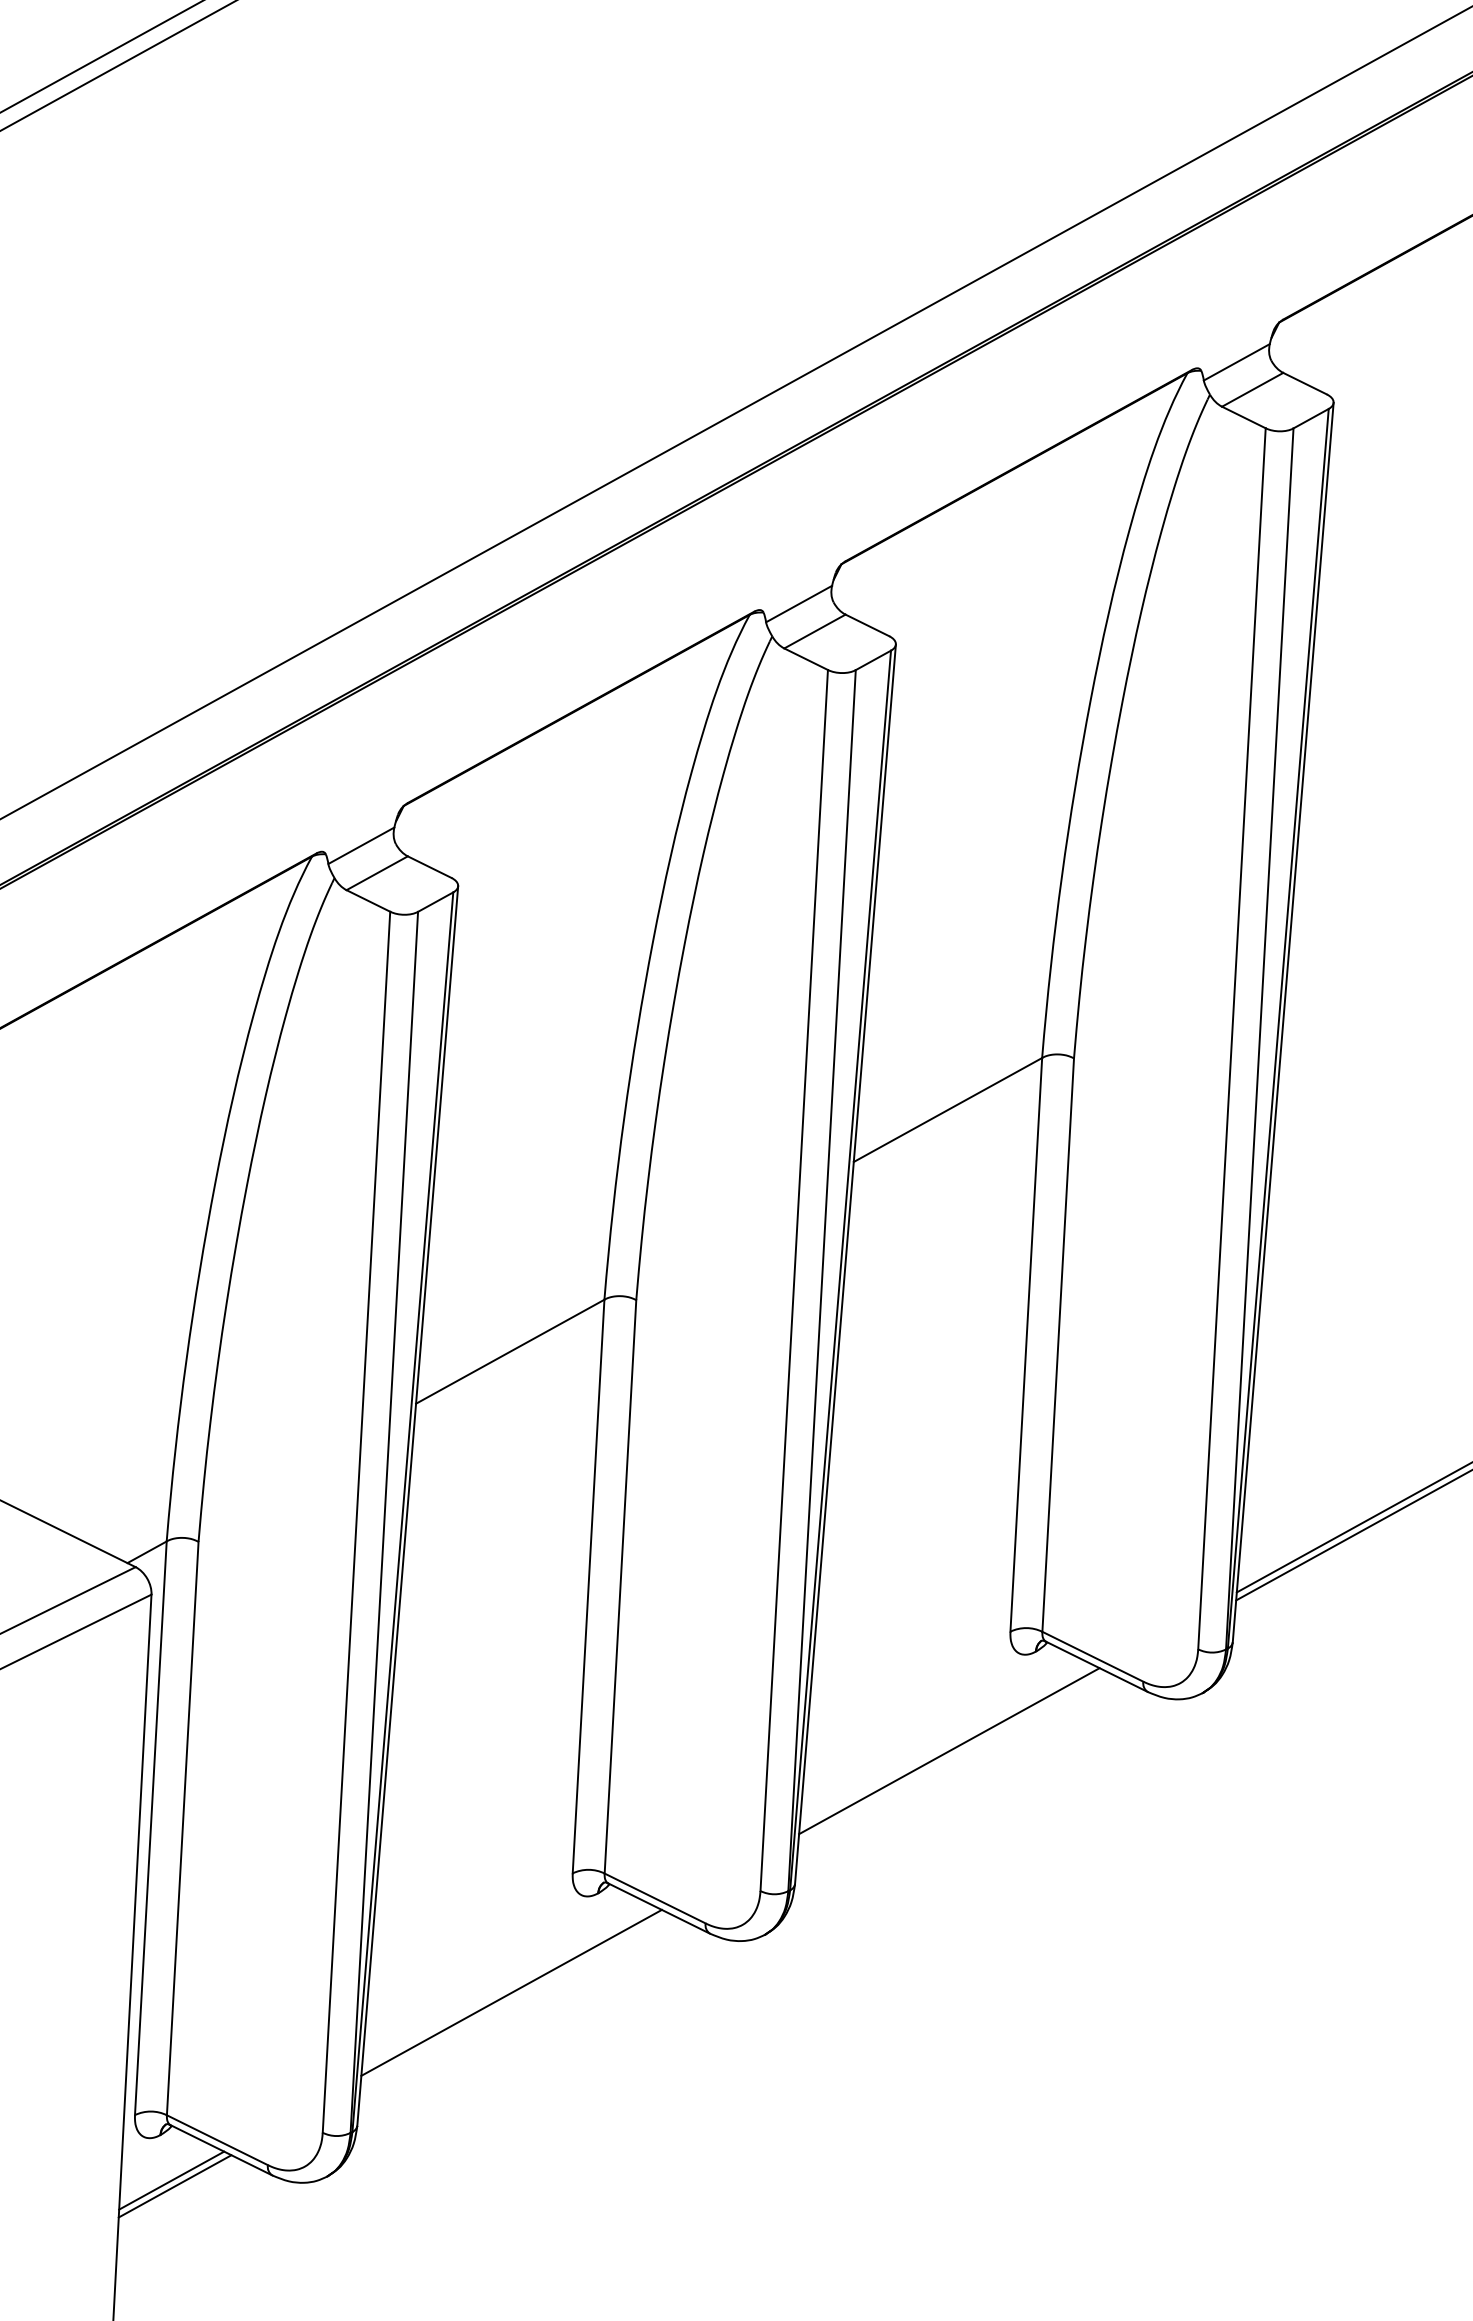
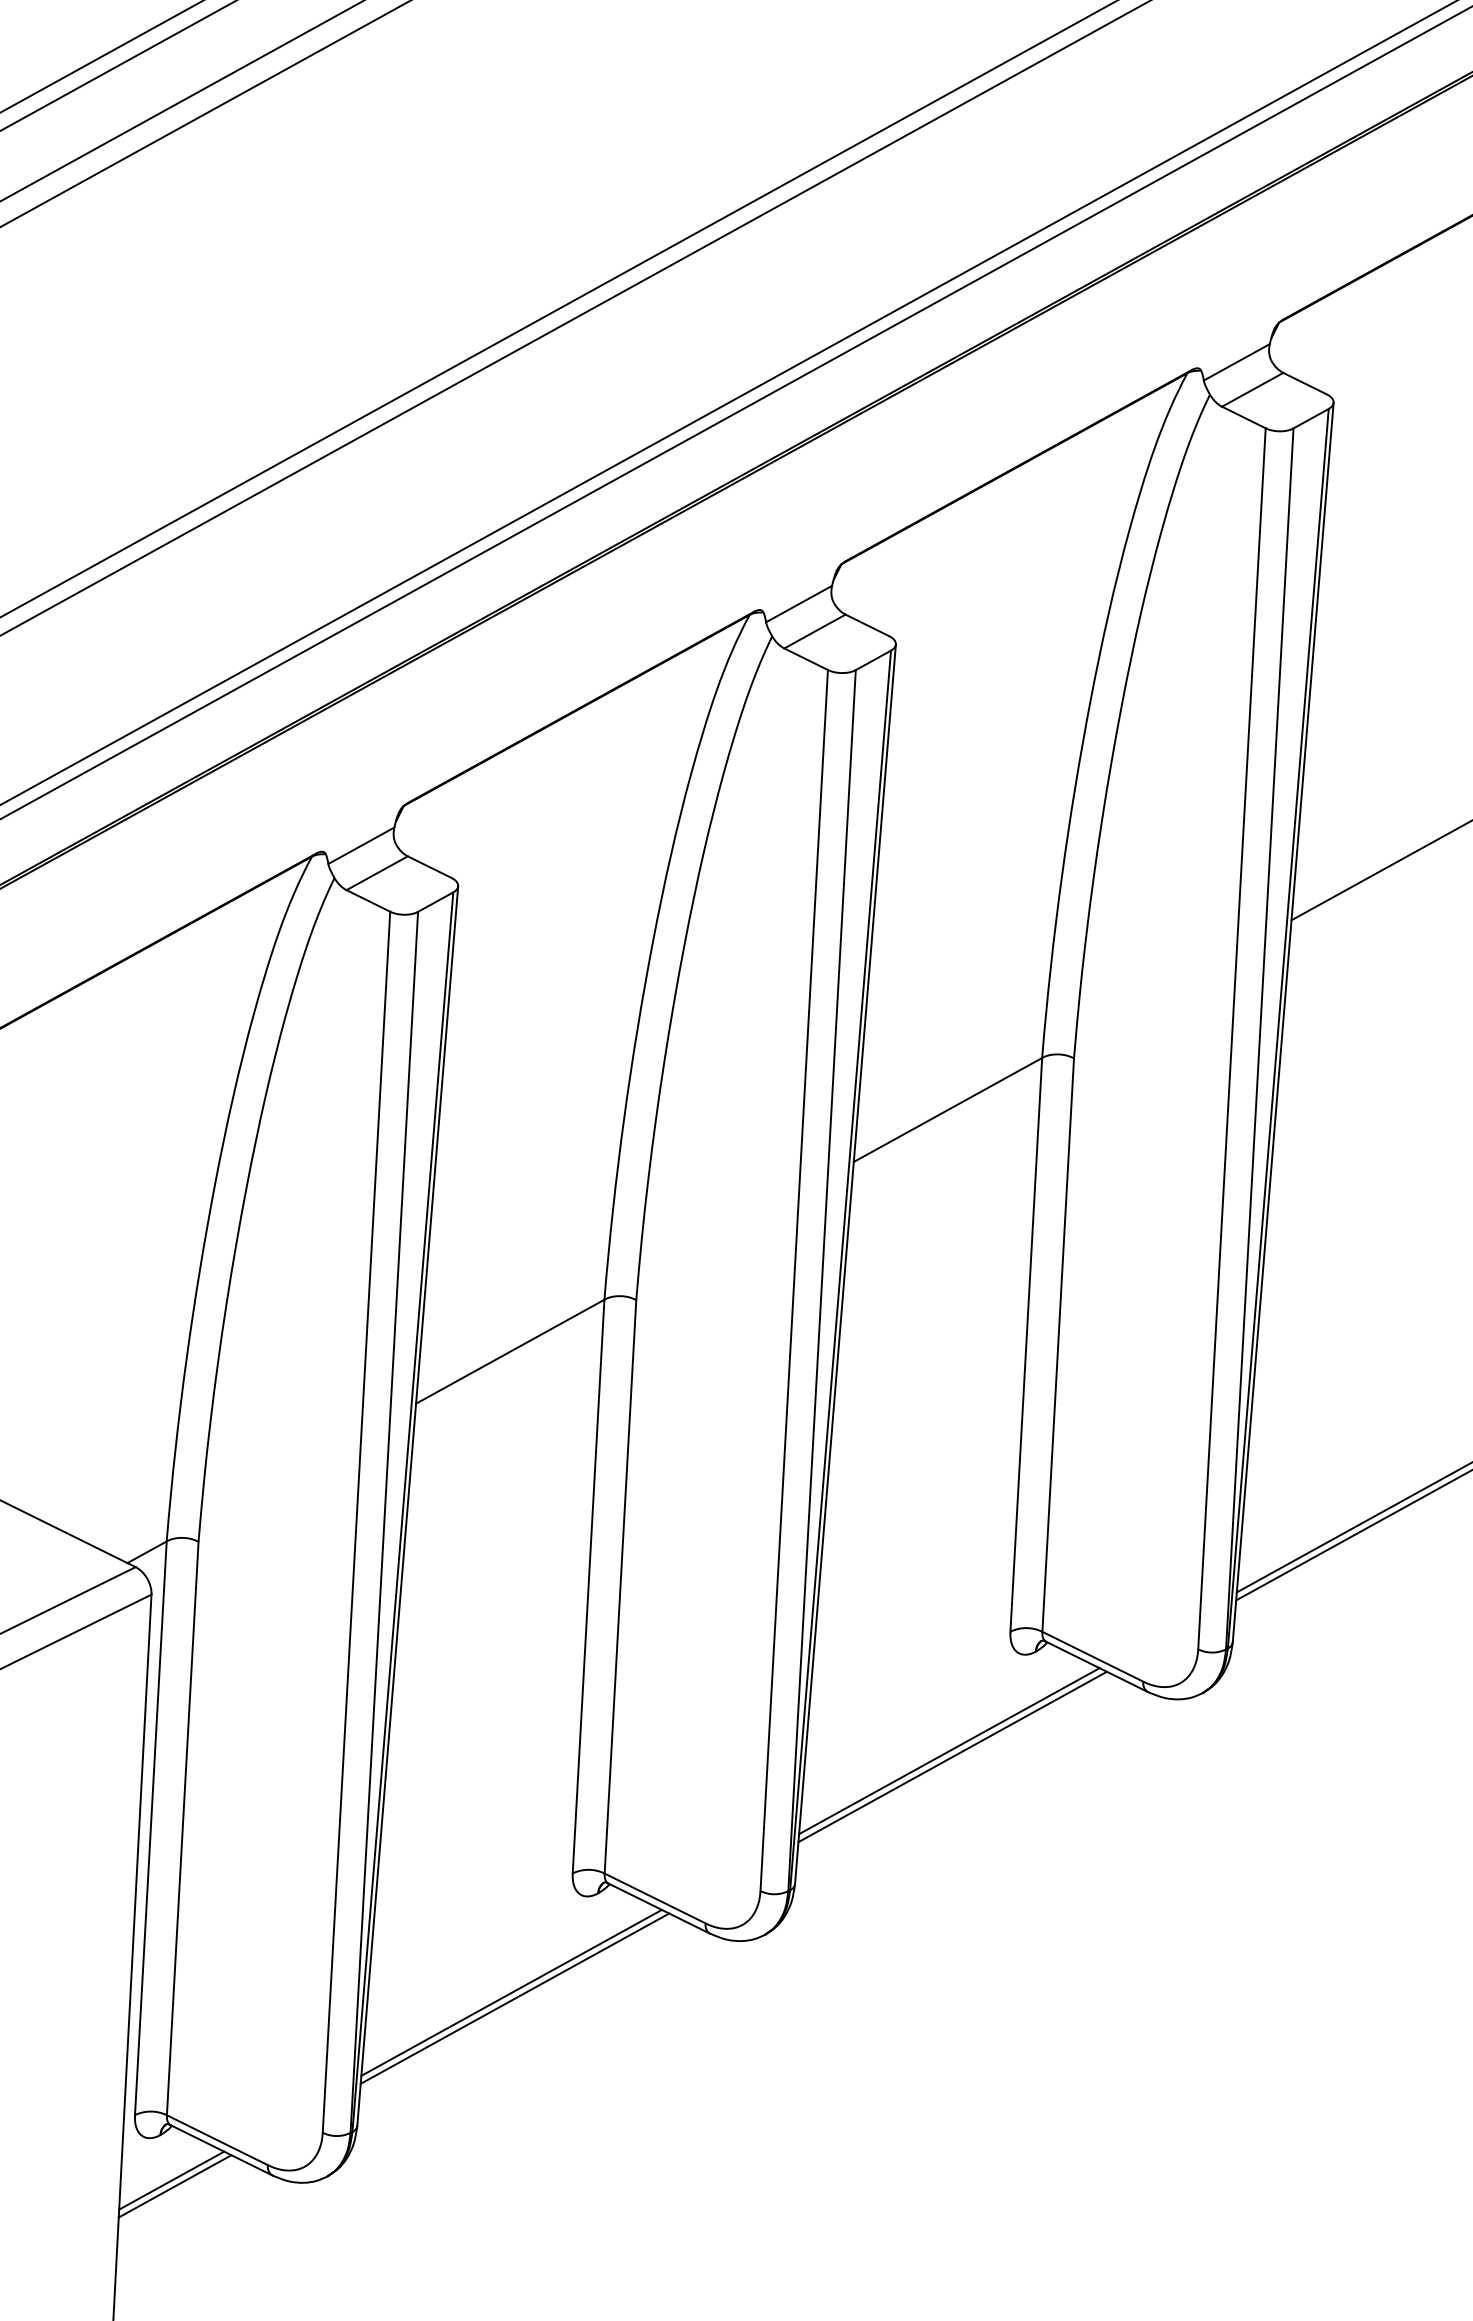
line: none -> present (181, 101)
line: none -> present (204, 114)
line: none -> present (557, 309)
line: none -> present (574, 318)
line: none -> present (727, 402)
line: none -> present (1380, 871)
line: none -> present (952, 1756)
line: none -> present (514, 1998)
